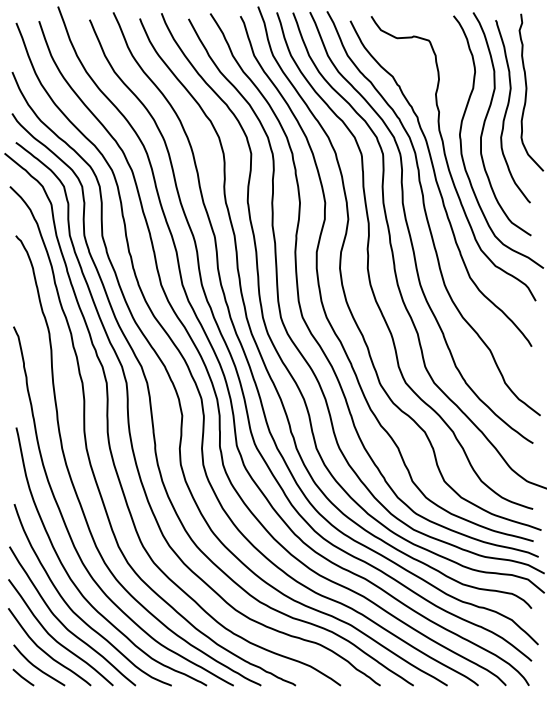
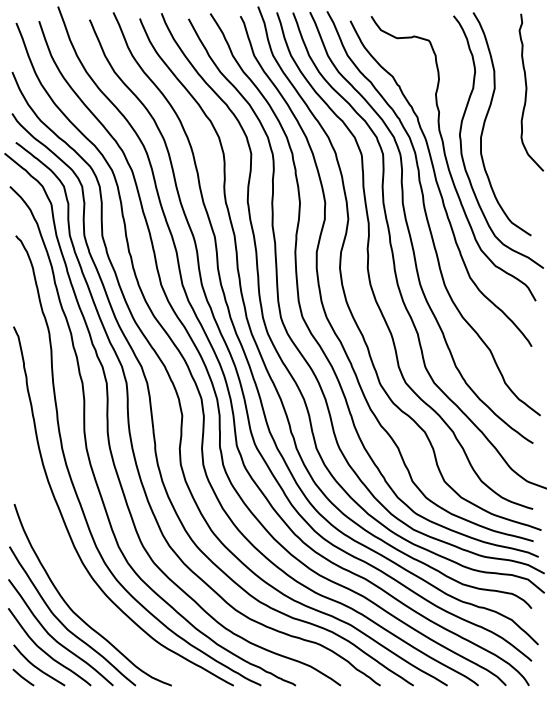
curve: present -> none (507, 111)
curve: present -> none (74, 582)
